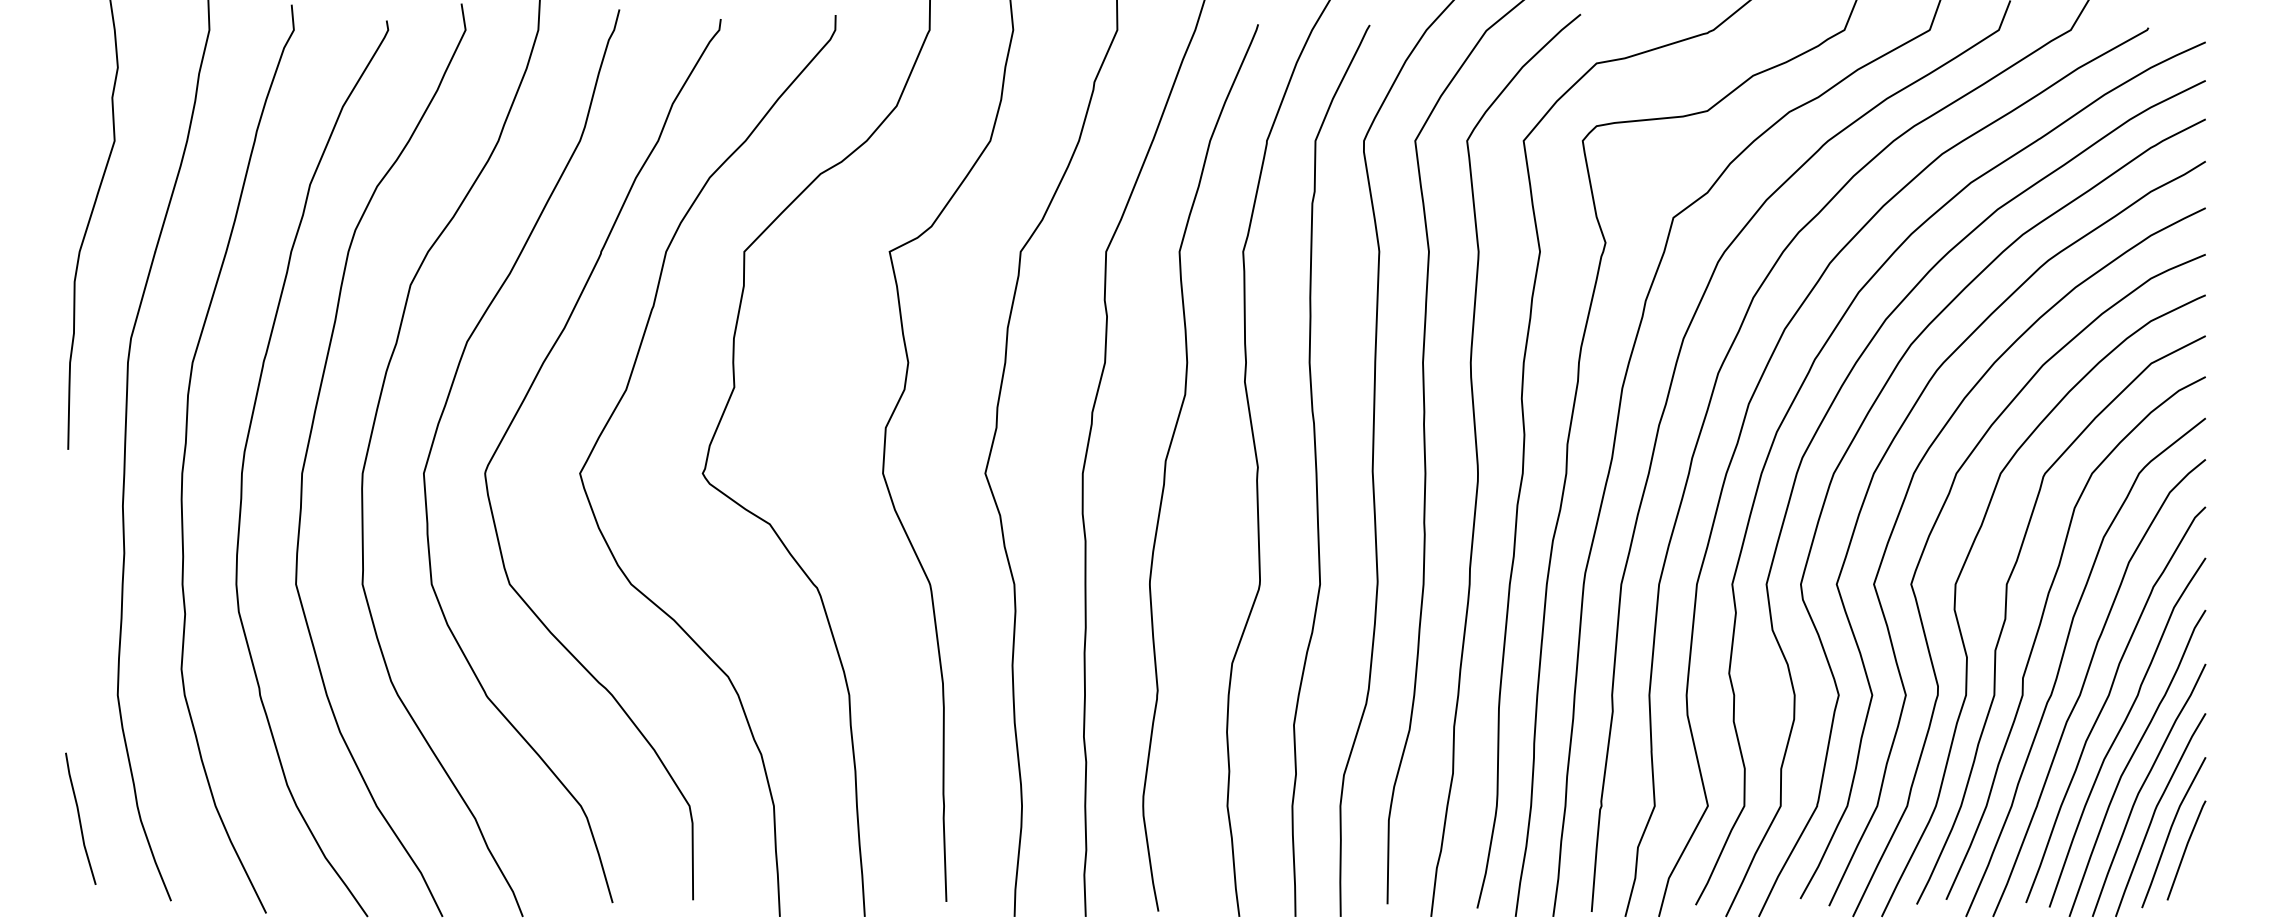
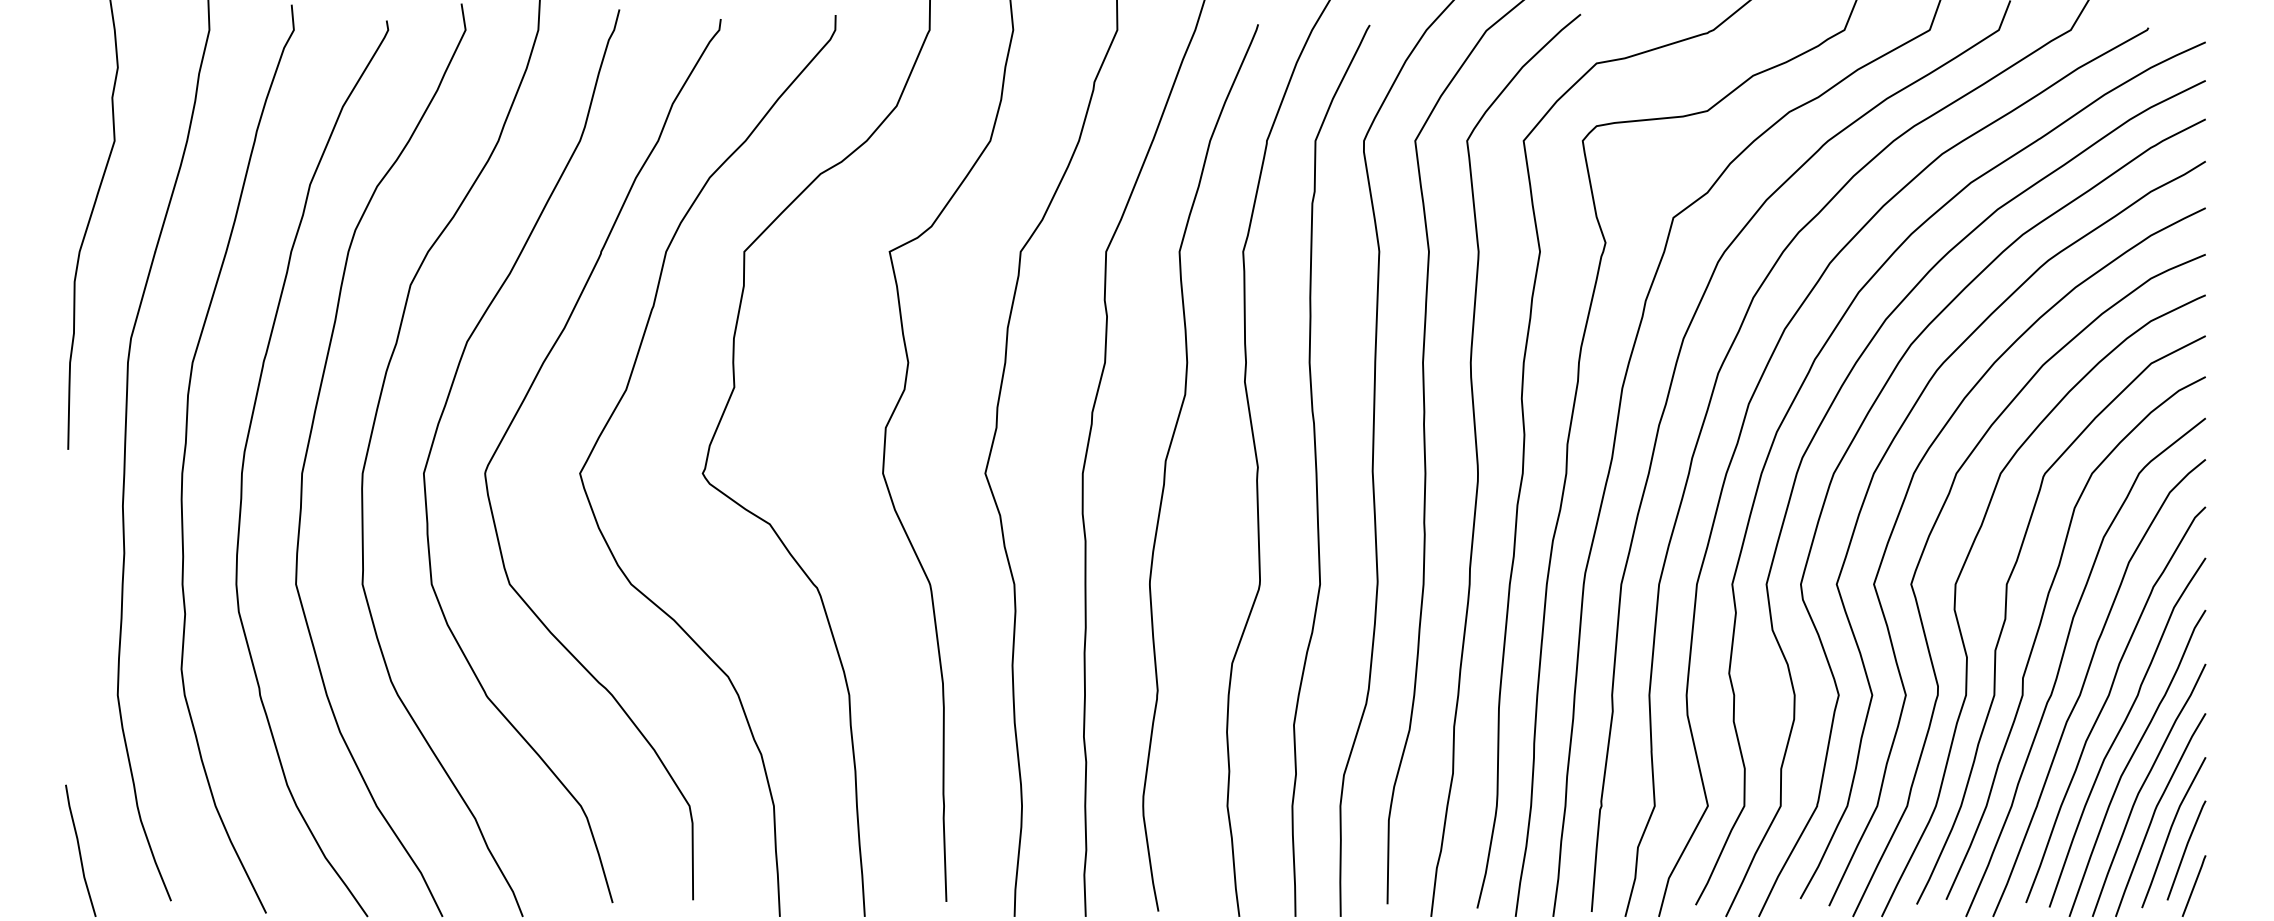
line position: (80, 818) -> (80, 850) (80, 850)
line: none -> present (2193, 885)
